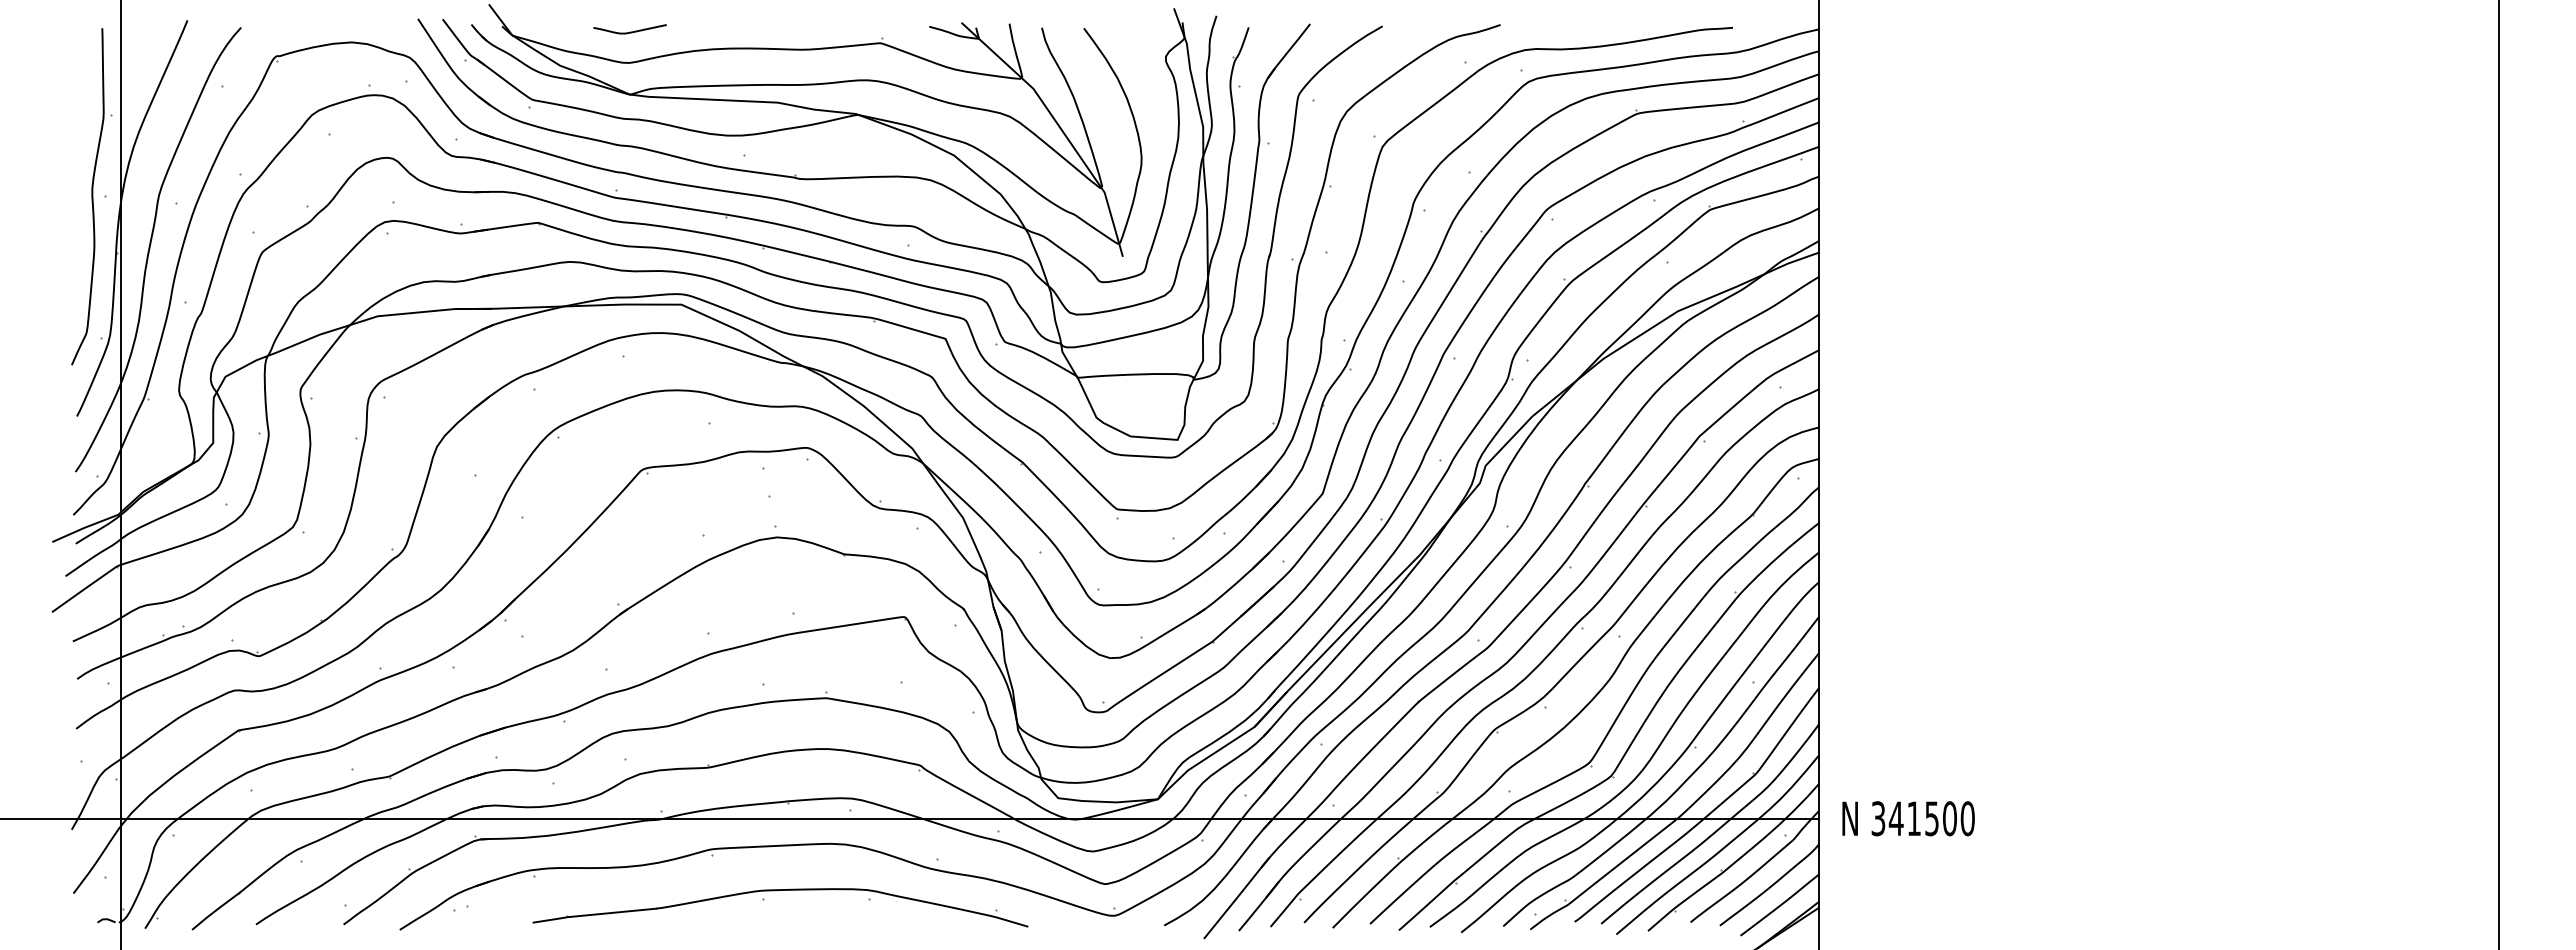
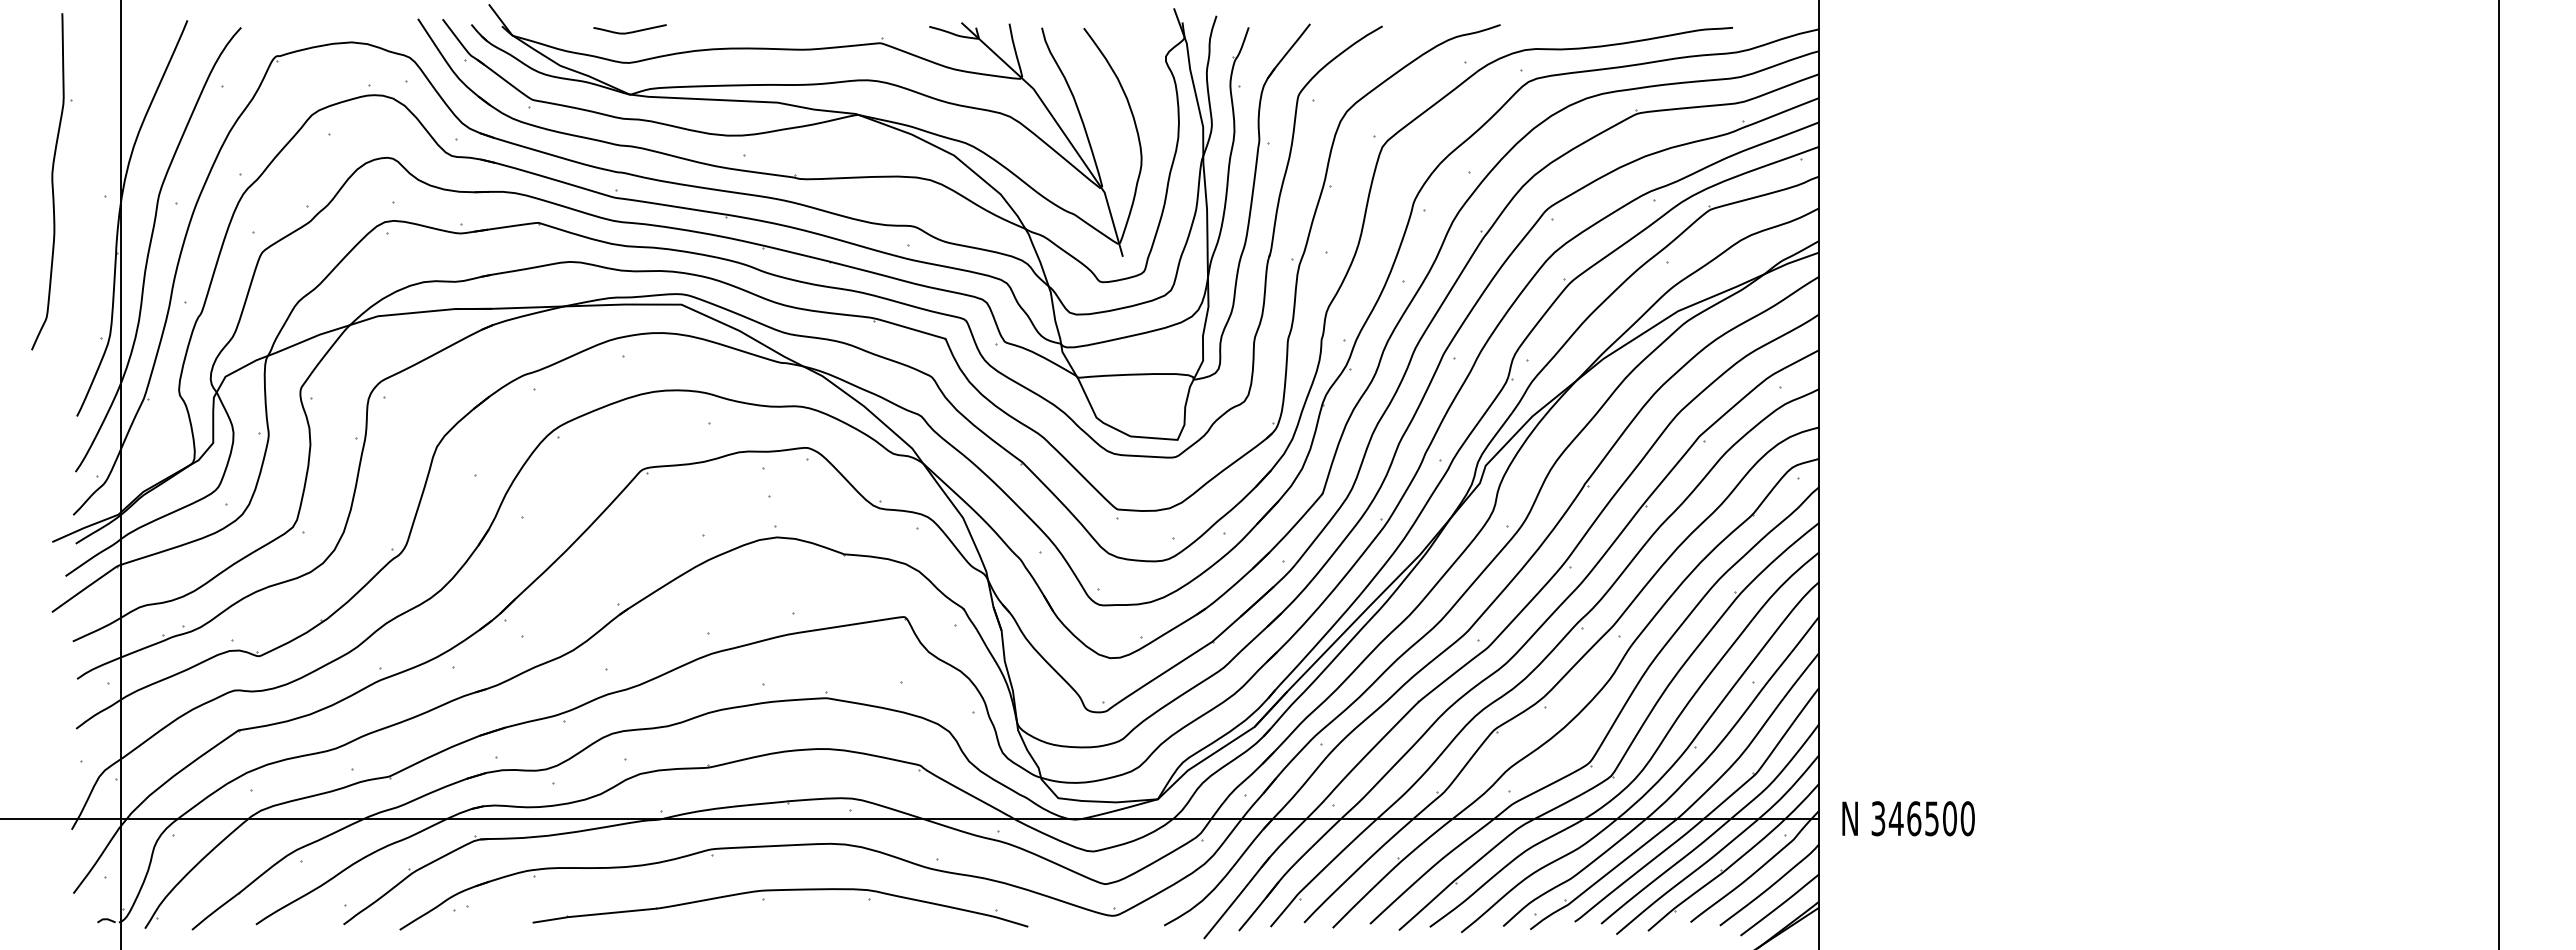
part position: (91, 196) -> (51, 181) (51, 181)
text: 341500 -> 346500 (1914, 818)
